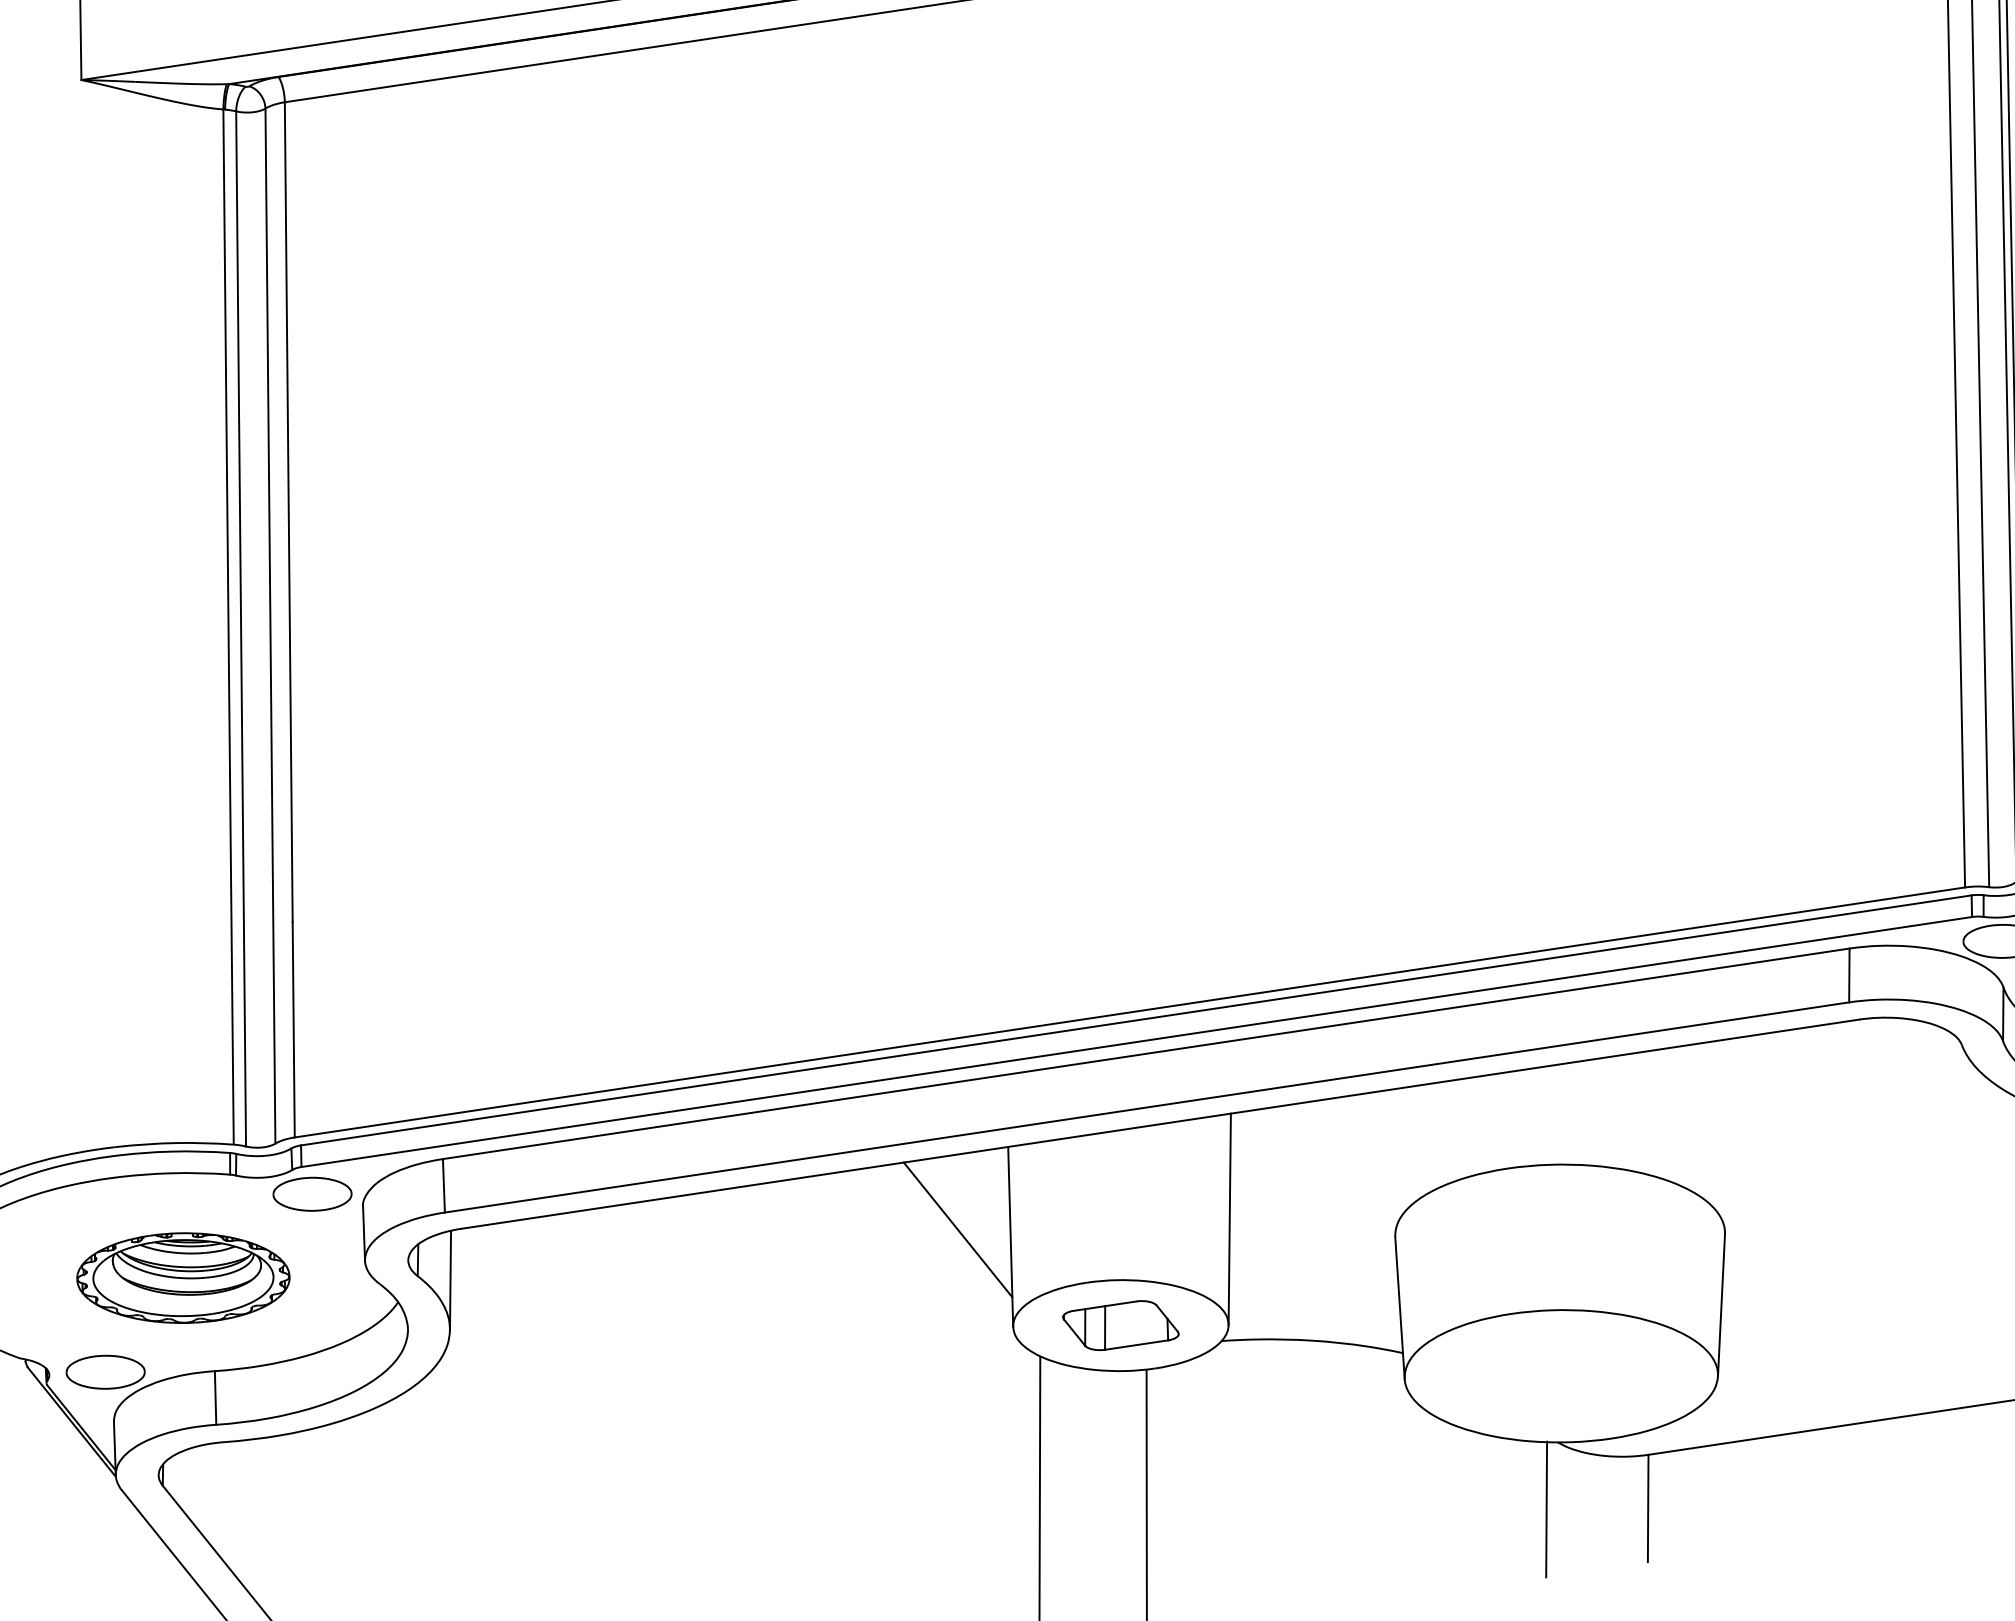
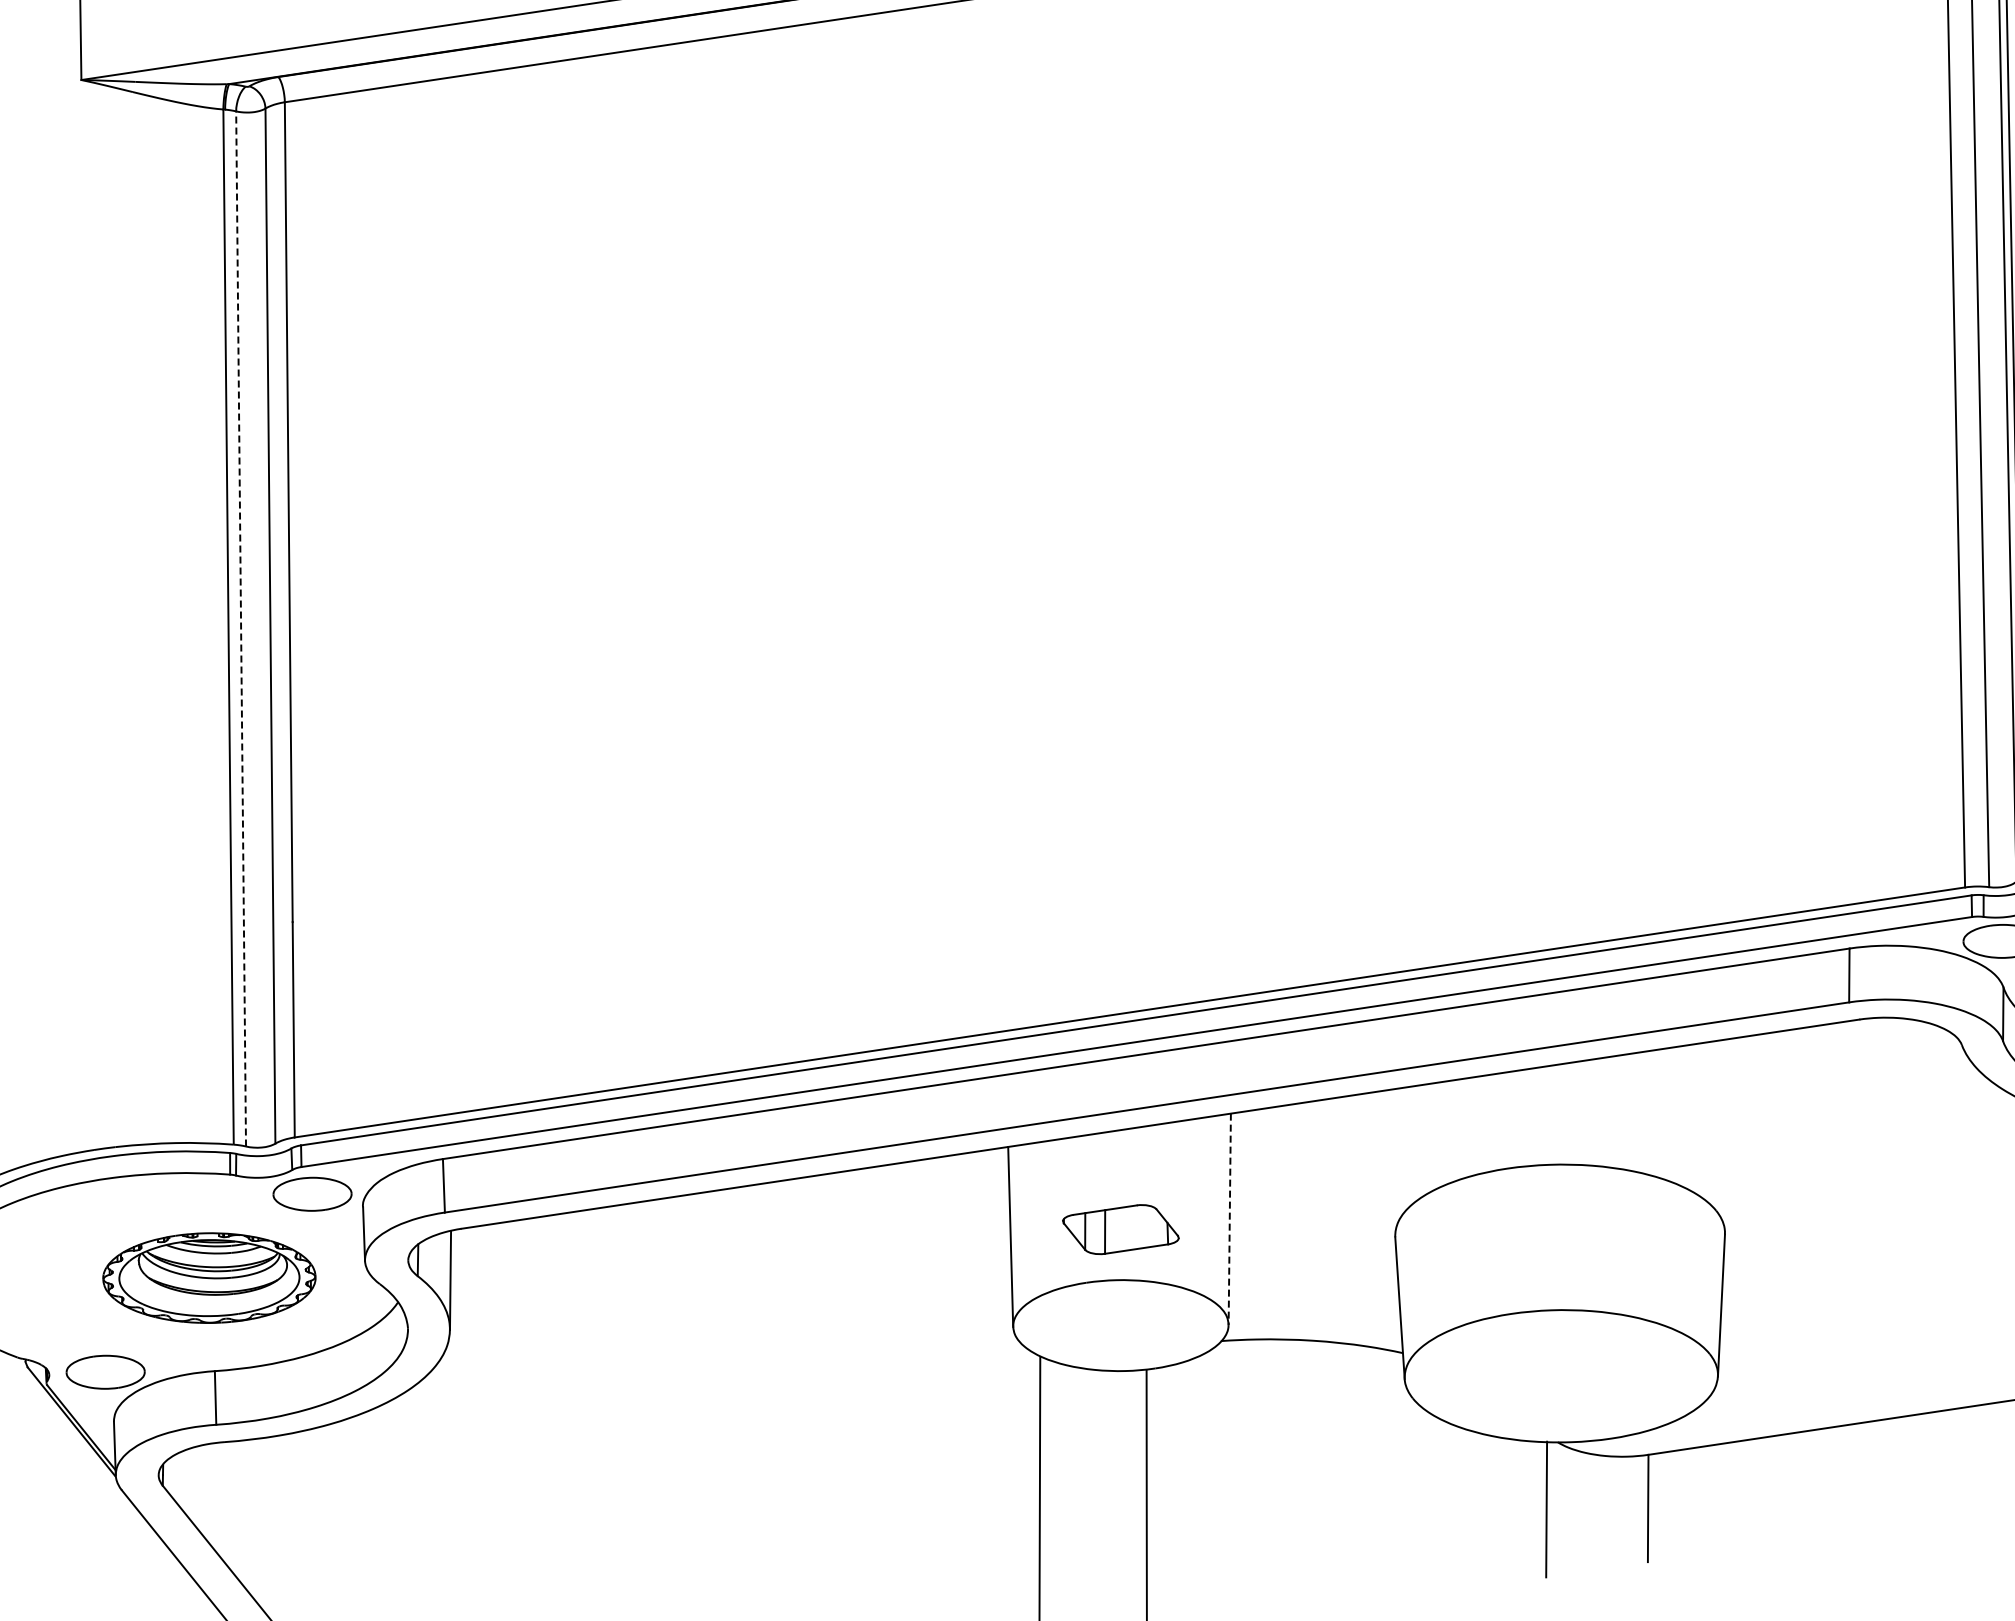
line: solid -> dashed (241, 628)
line: solid -> dashed (1229, 1219)
line: present -> none (957, 1229)
part position: (183, 1277) -> (209, 1277) (209, 1277)
part position: (1120, 1325) -> (1120, 1229) (1120, 1229)
